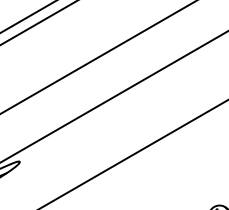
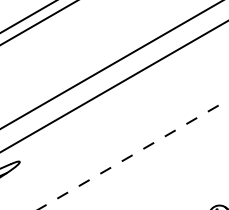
line position: (98, 57) -> (111, 64) (111, 64)
line position: (113, 96) -> (113, 86) (113, 86)
line: solid -> dashed (133, 154)
